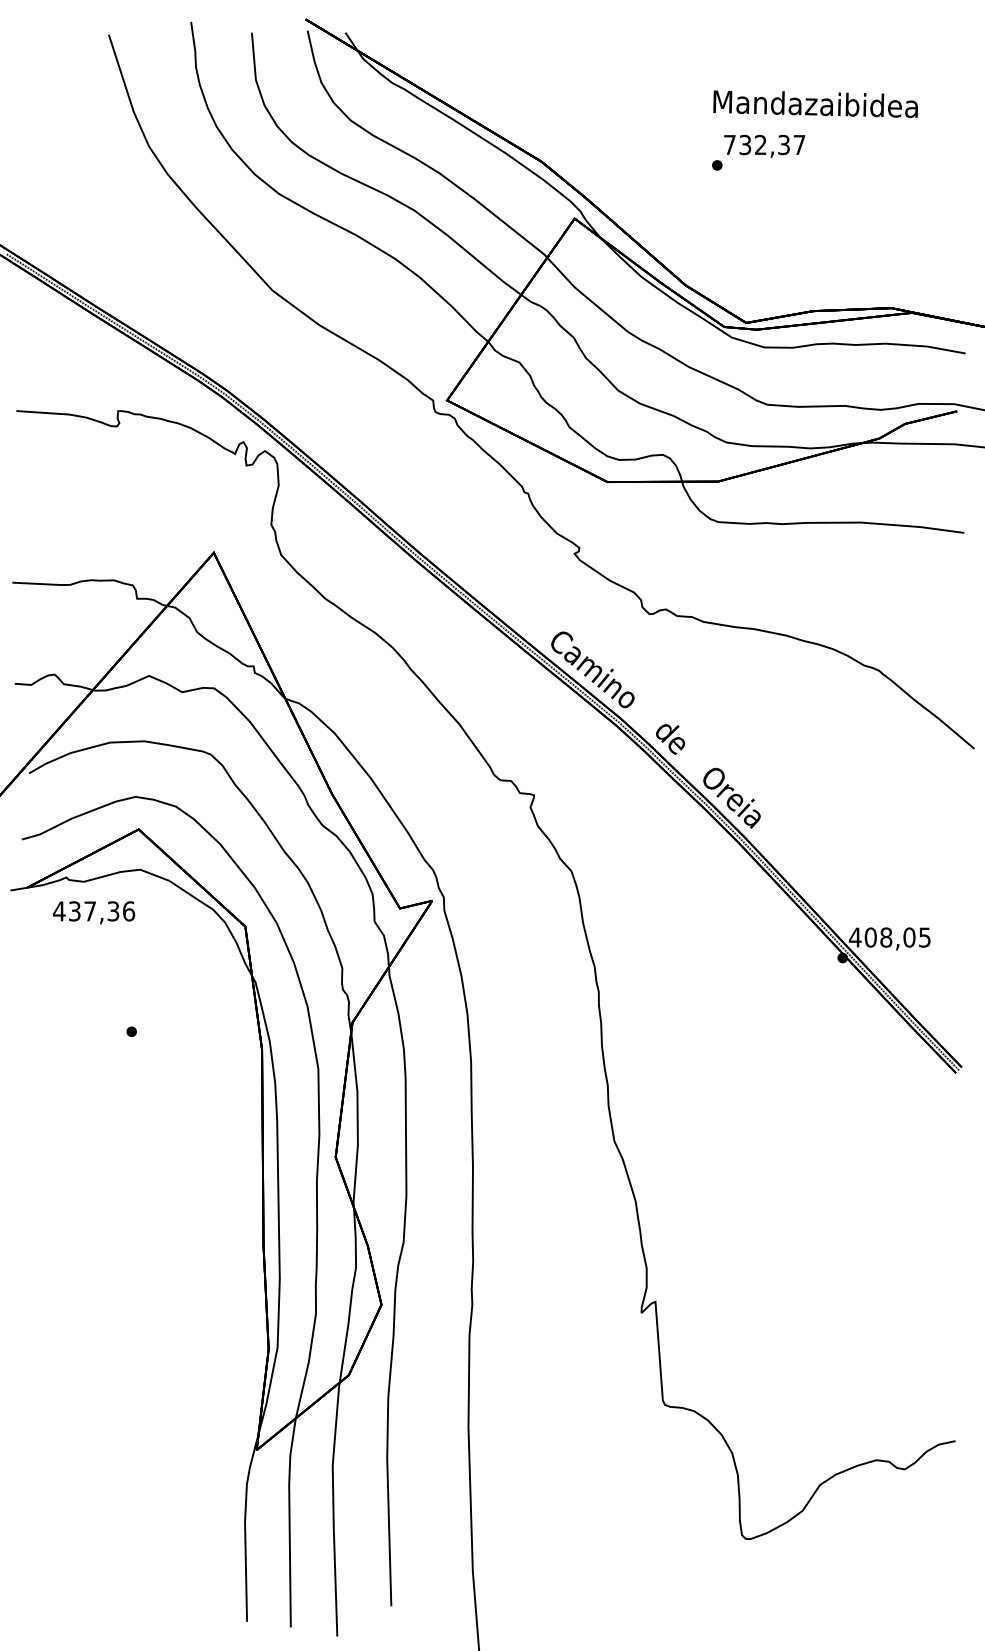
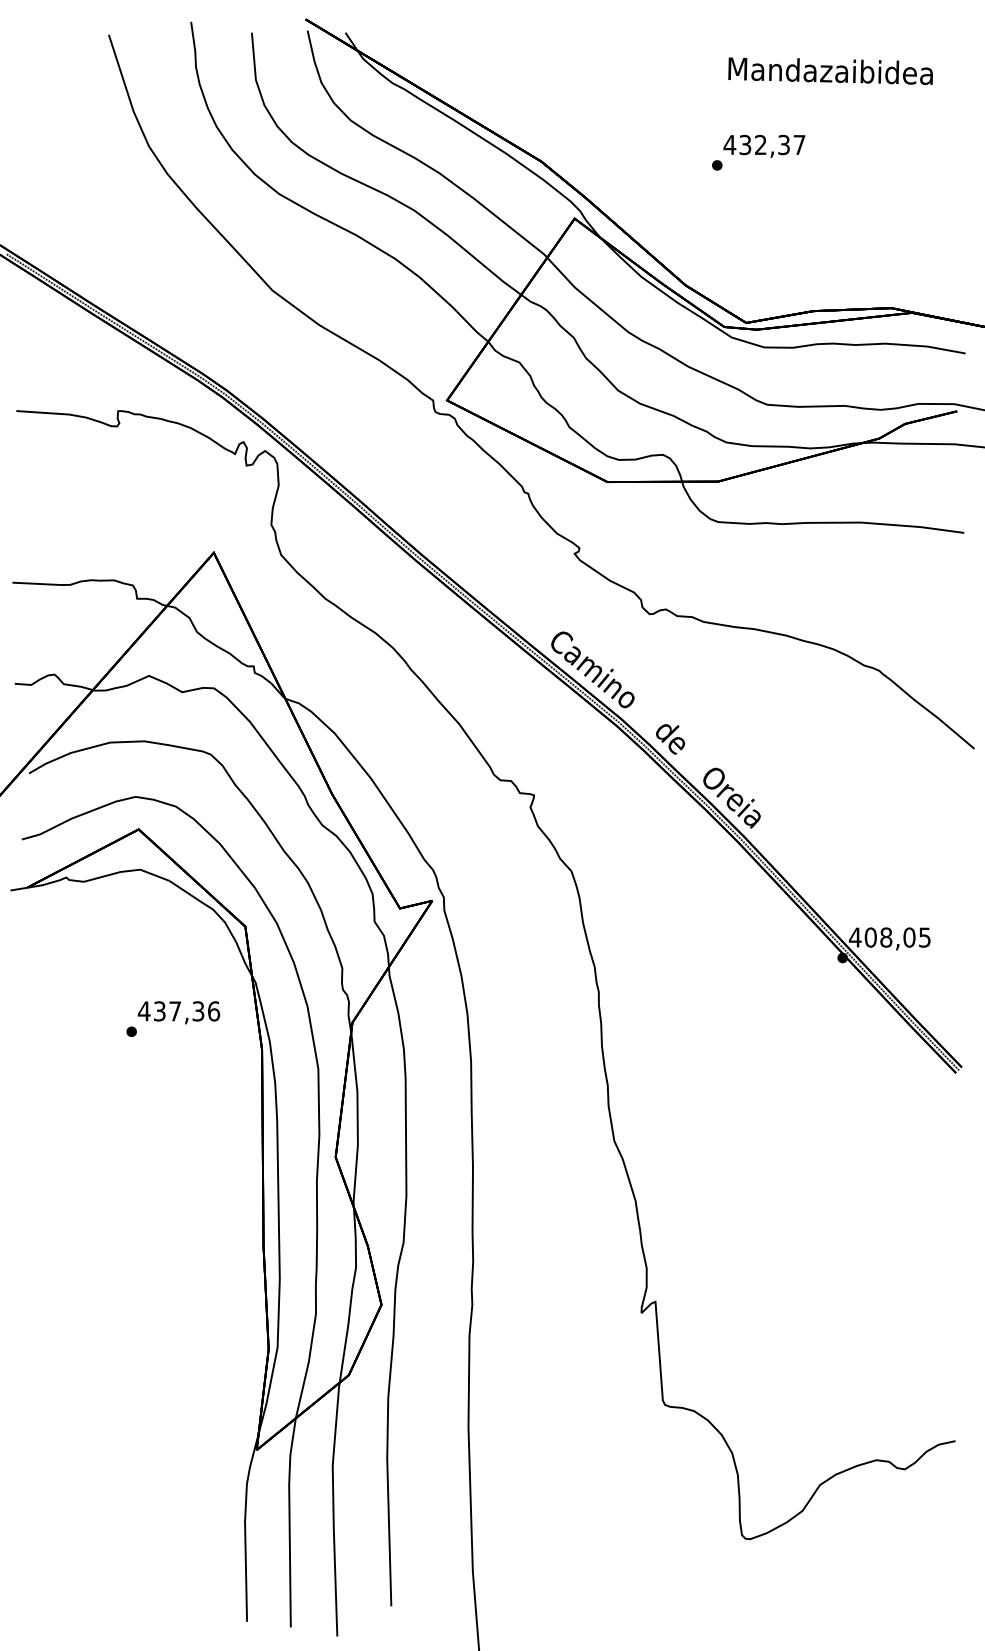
text position: (815, 103) -> (830, 70) (830, 70)
text: 732,37 -> 432,37 (729, 144)
text position: (93, 912) -> (178, 1012) (178, 1012)
